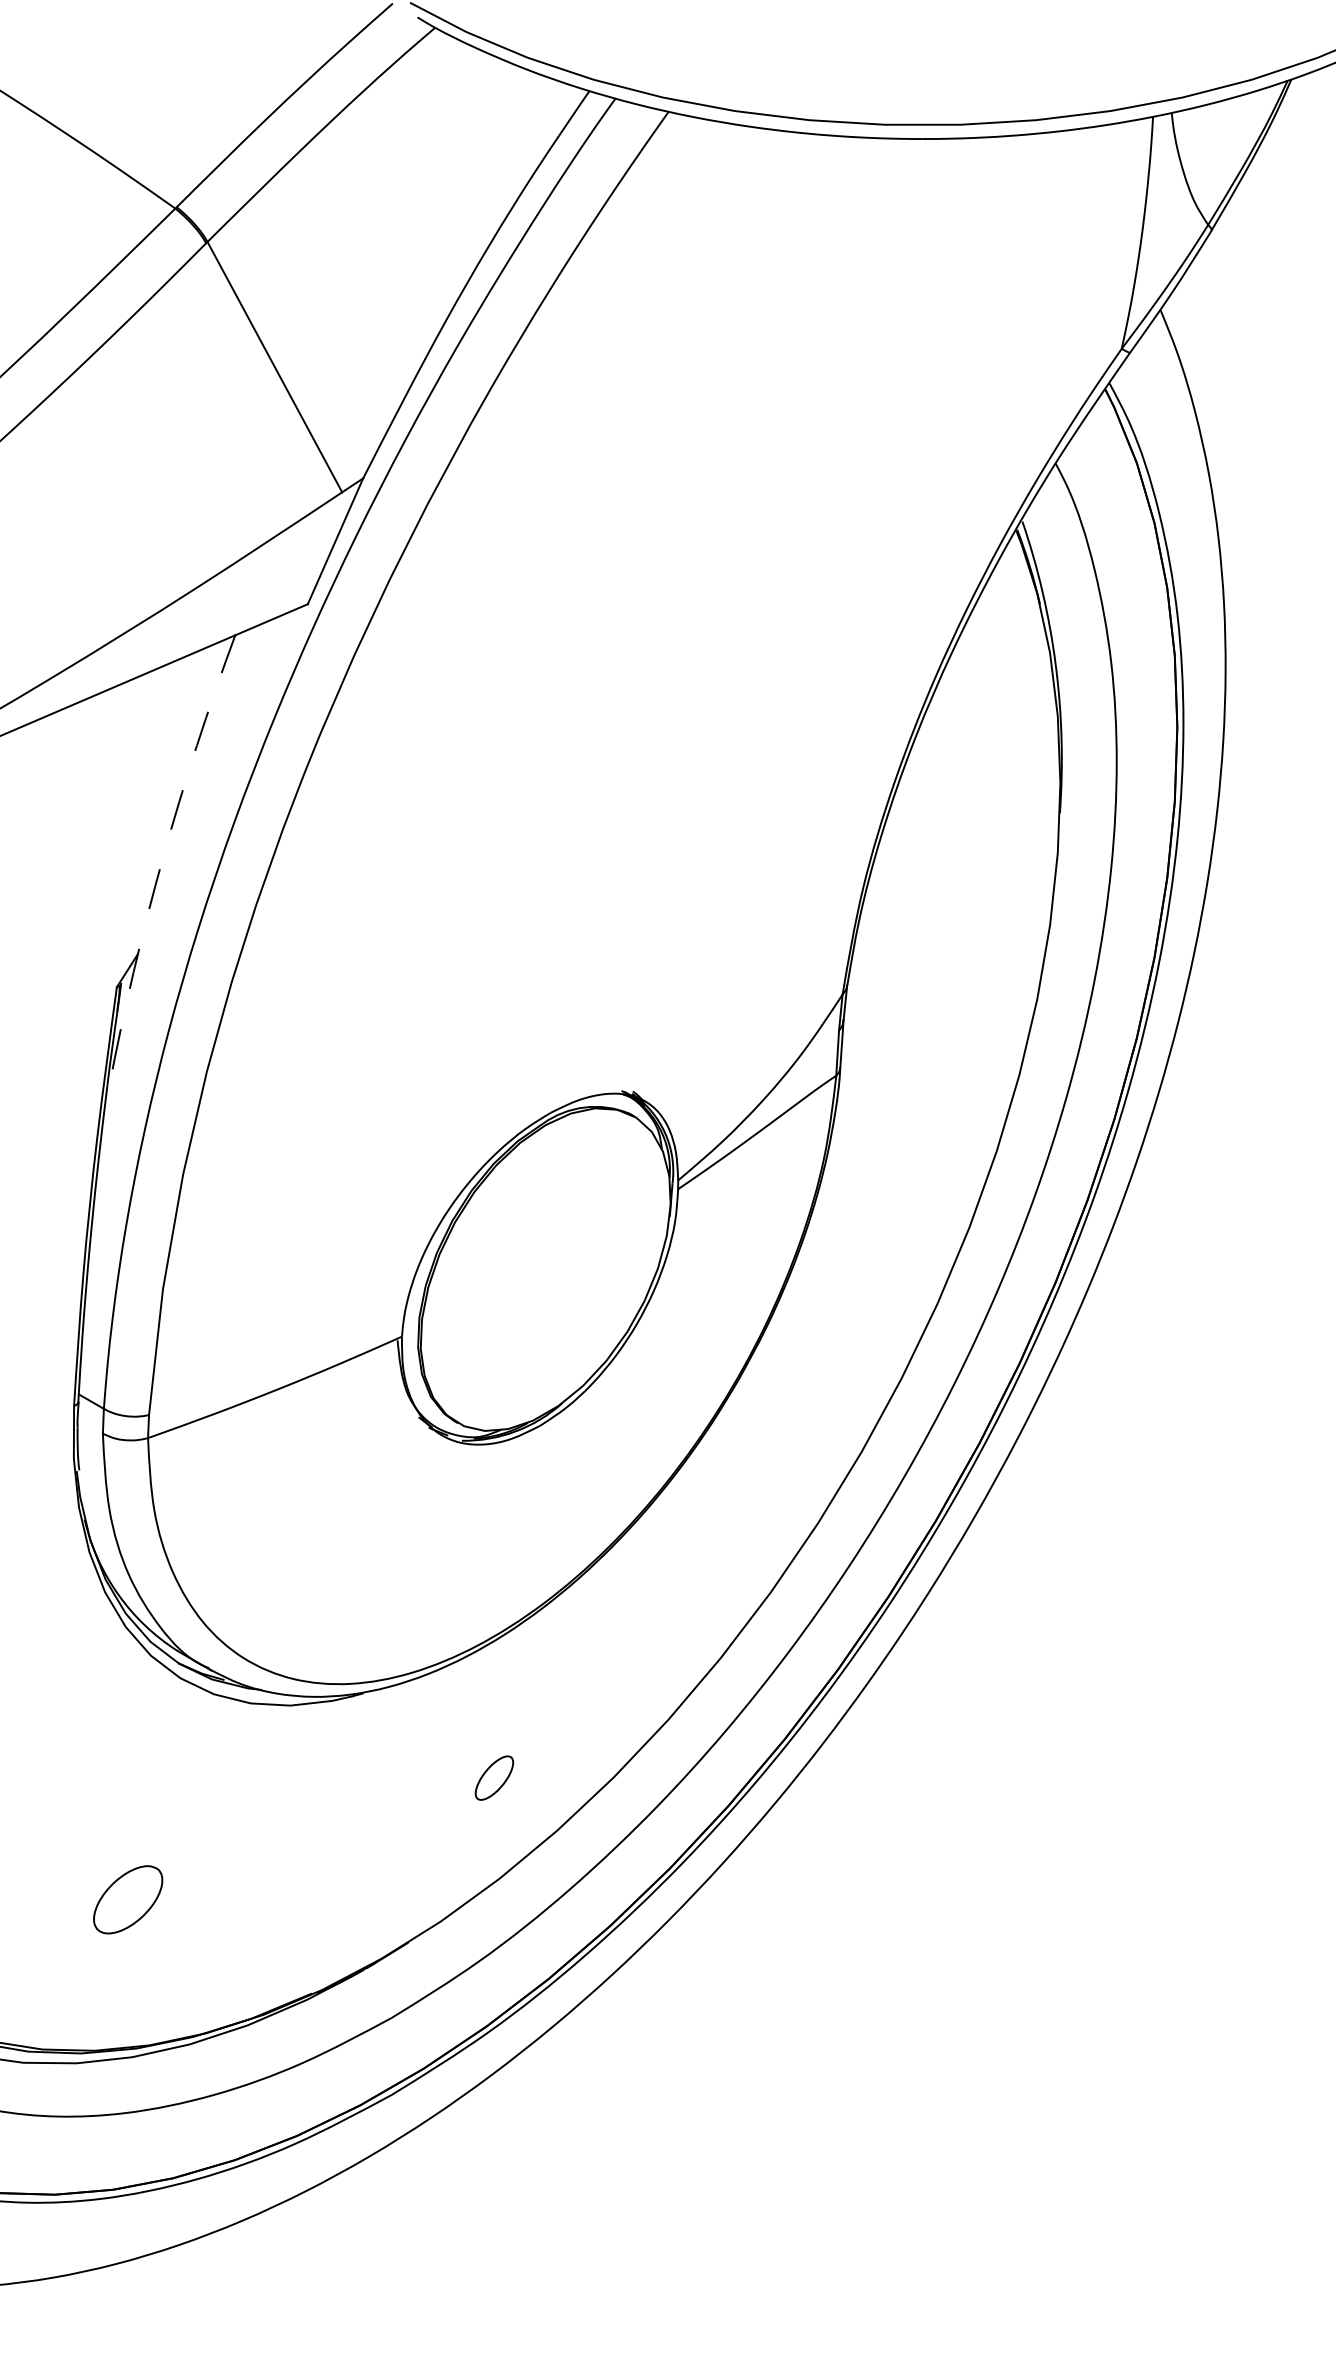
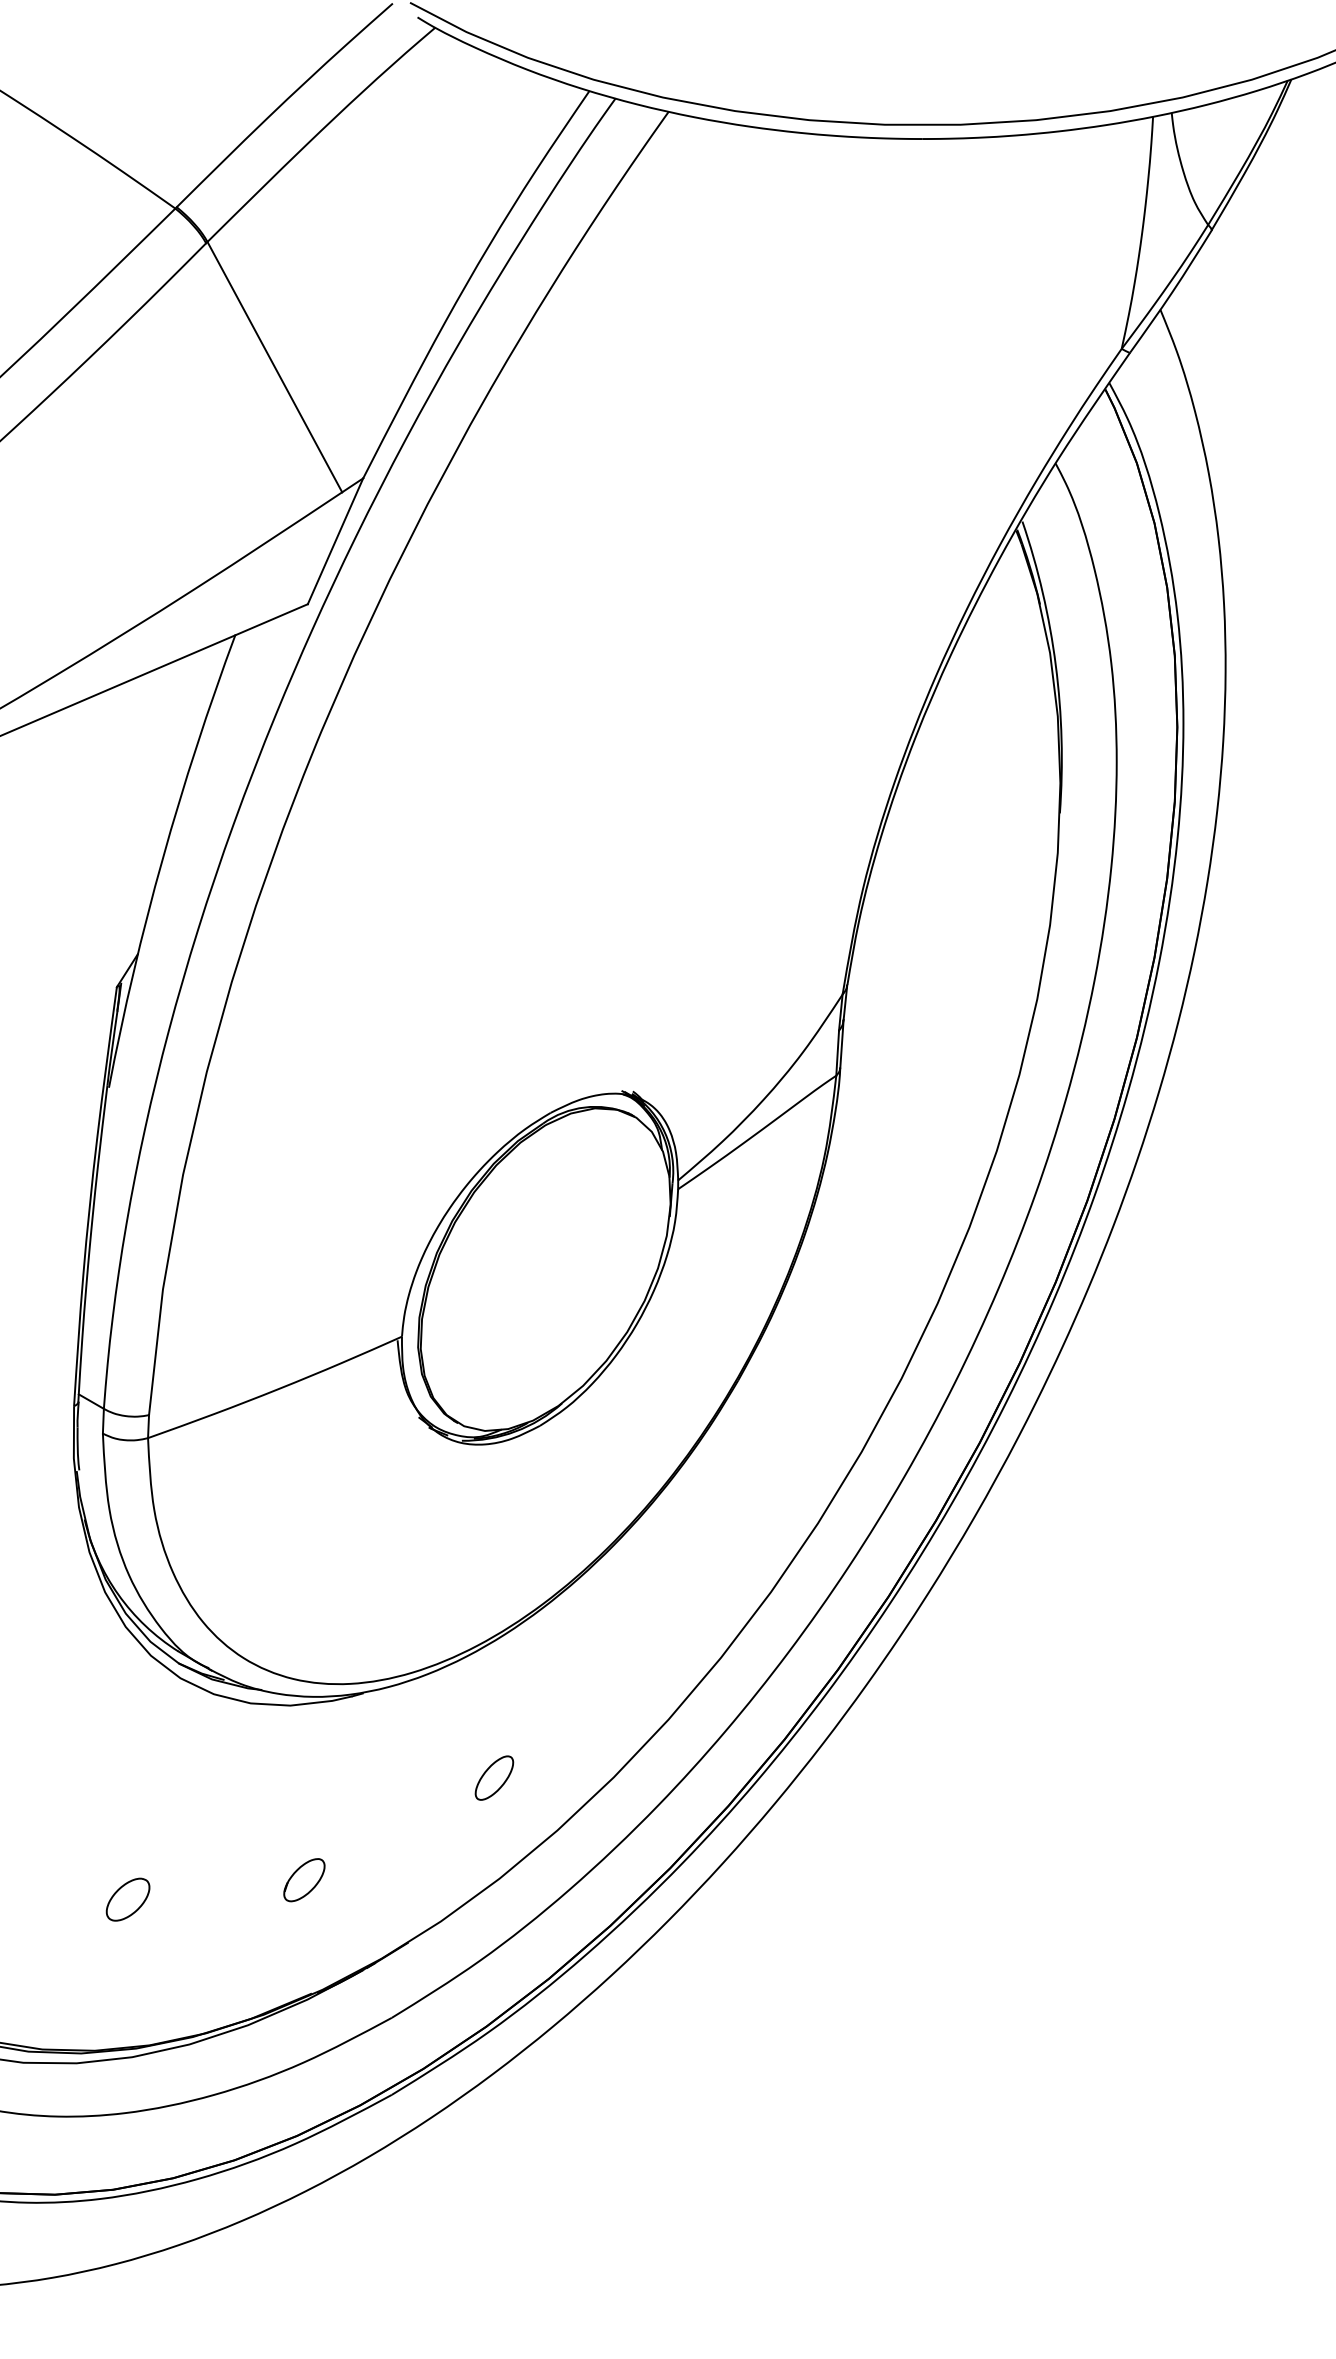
arc: dashed -> solid (162, 858)
part: none -> present (304, 1880)
part size: 71x70 px -> 46x45 px (127, 1899)
